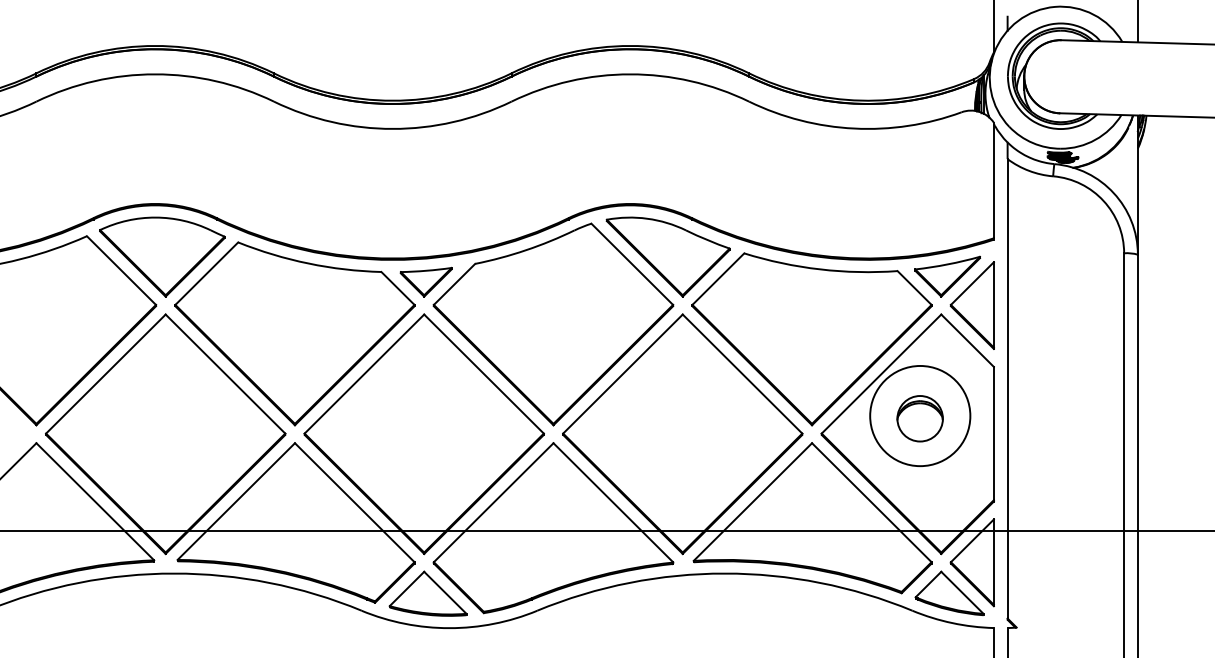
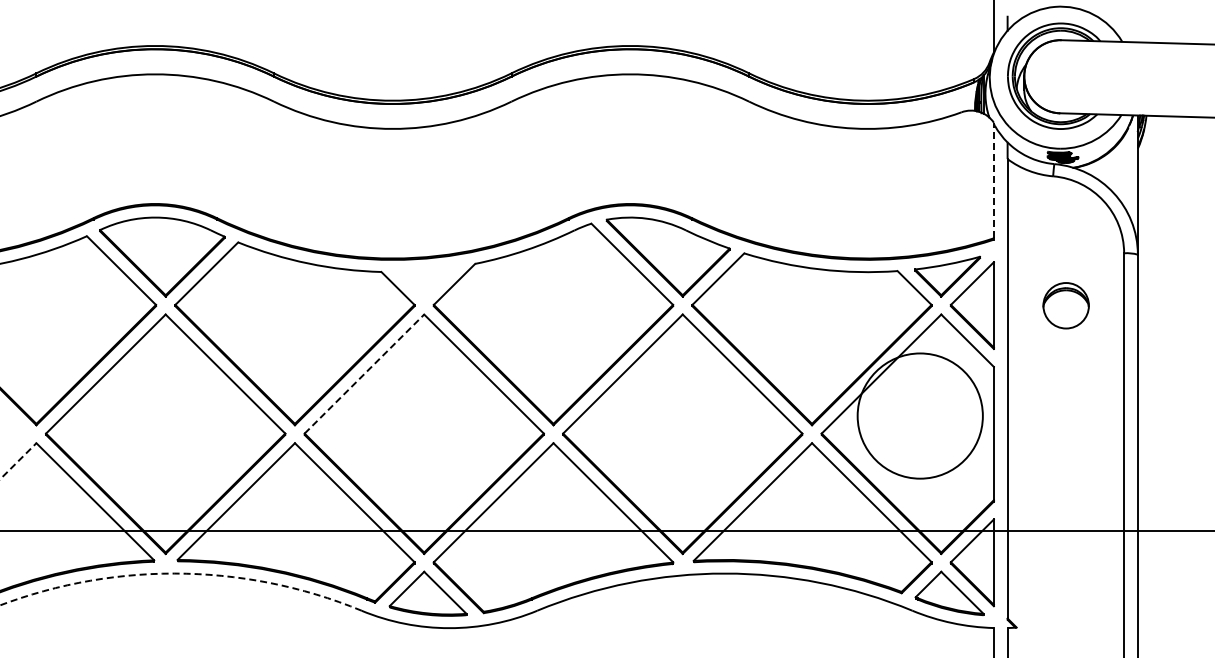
line: present -> none (1137, 22)
line: solid -> dashed (993, 180)
part: present -> none (425, 281)
line: solid -> dashed (364, 373)
circle diameter: 100 px -> 125 px (919, 415)
part position: (919, 418) -> (1065, 305) (1065, 305)
line: solid -> dashed (18, 460)
arc: solid -> dashed (182, 573)
